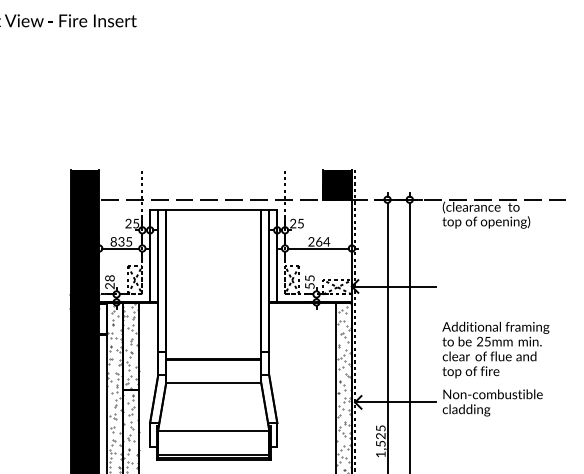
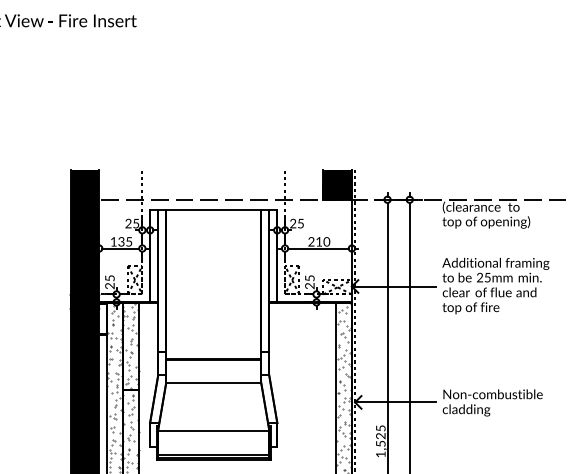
text: 835 -> 135 (113, 241)
text: 264 -> 210 (323, 241)
text: 28 -> 25 (109, 278)
text: 55 -> 25 (309, 286)
text position: (495, 349) -> (495, 285) (495, 285)
